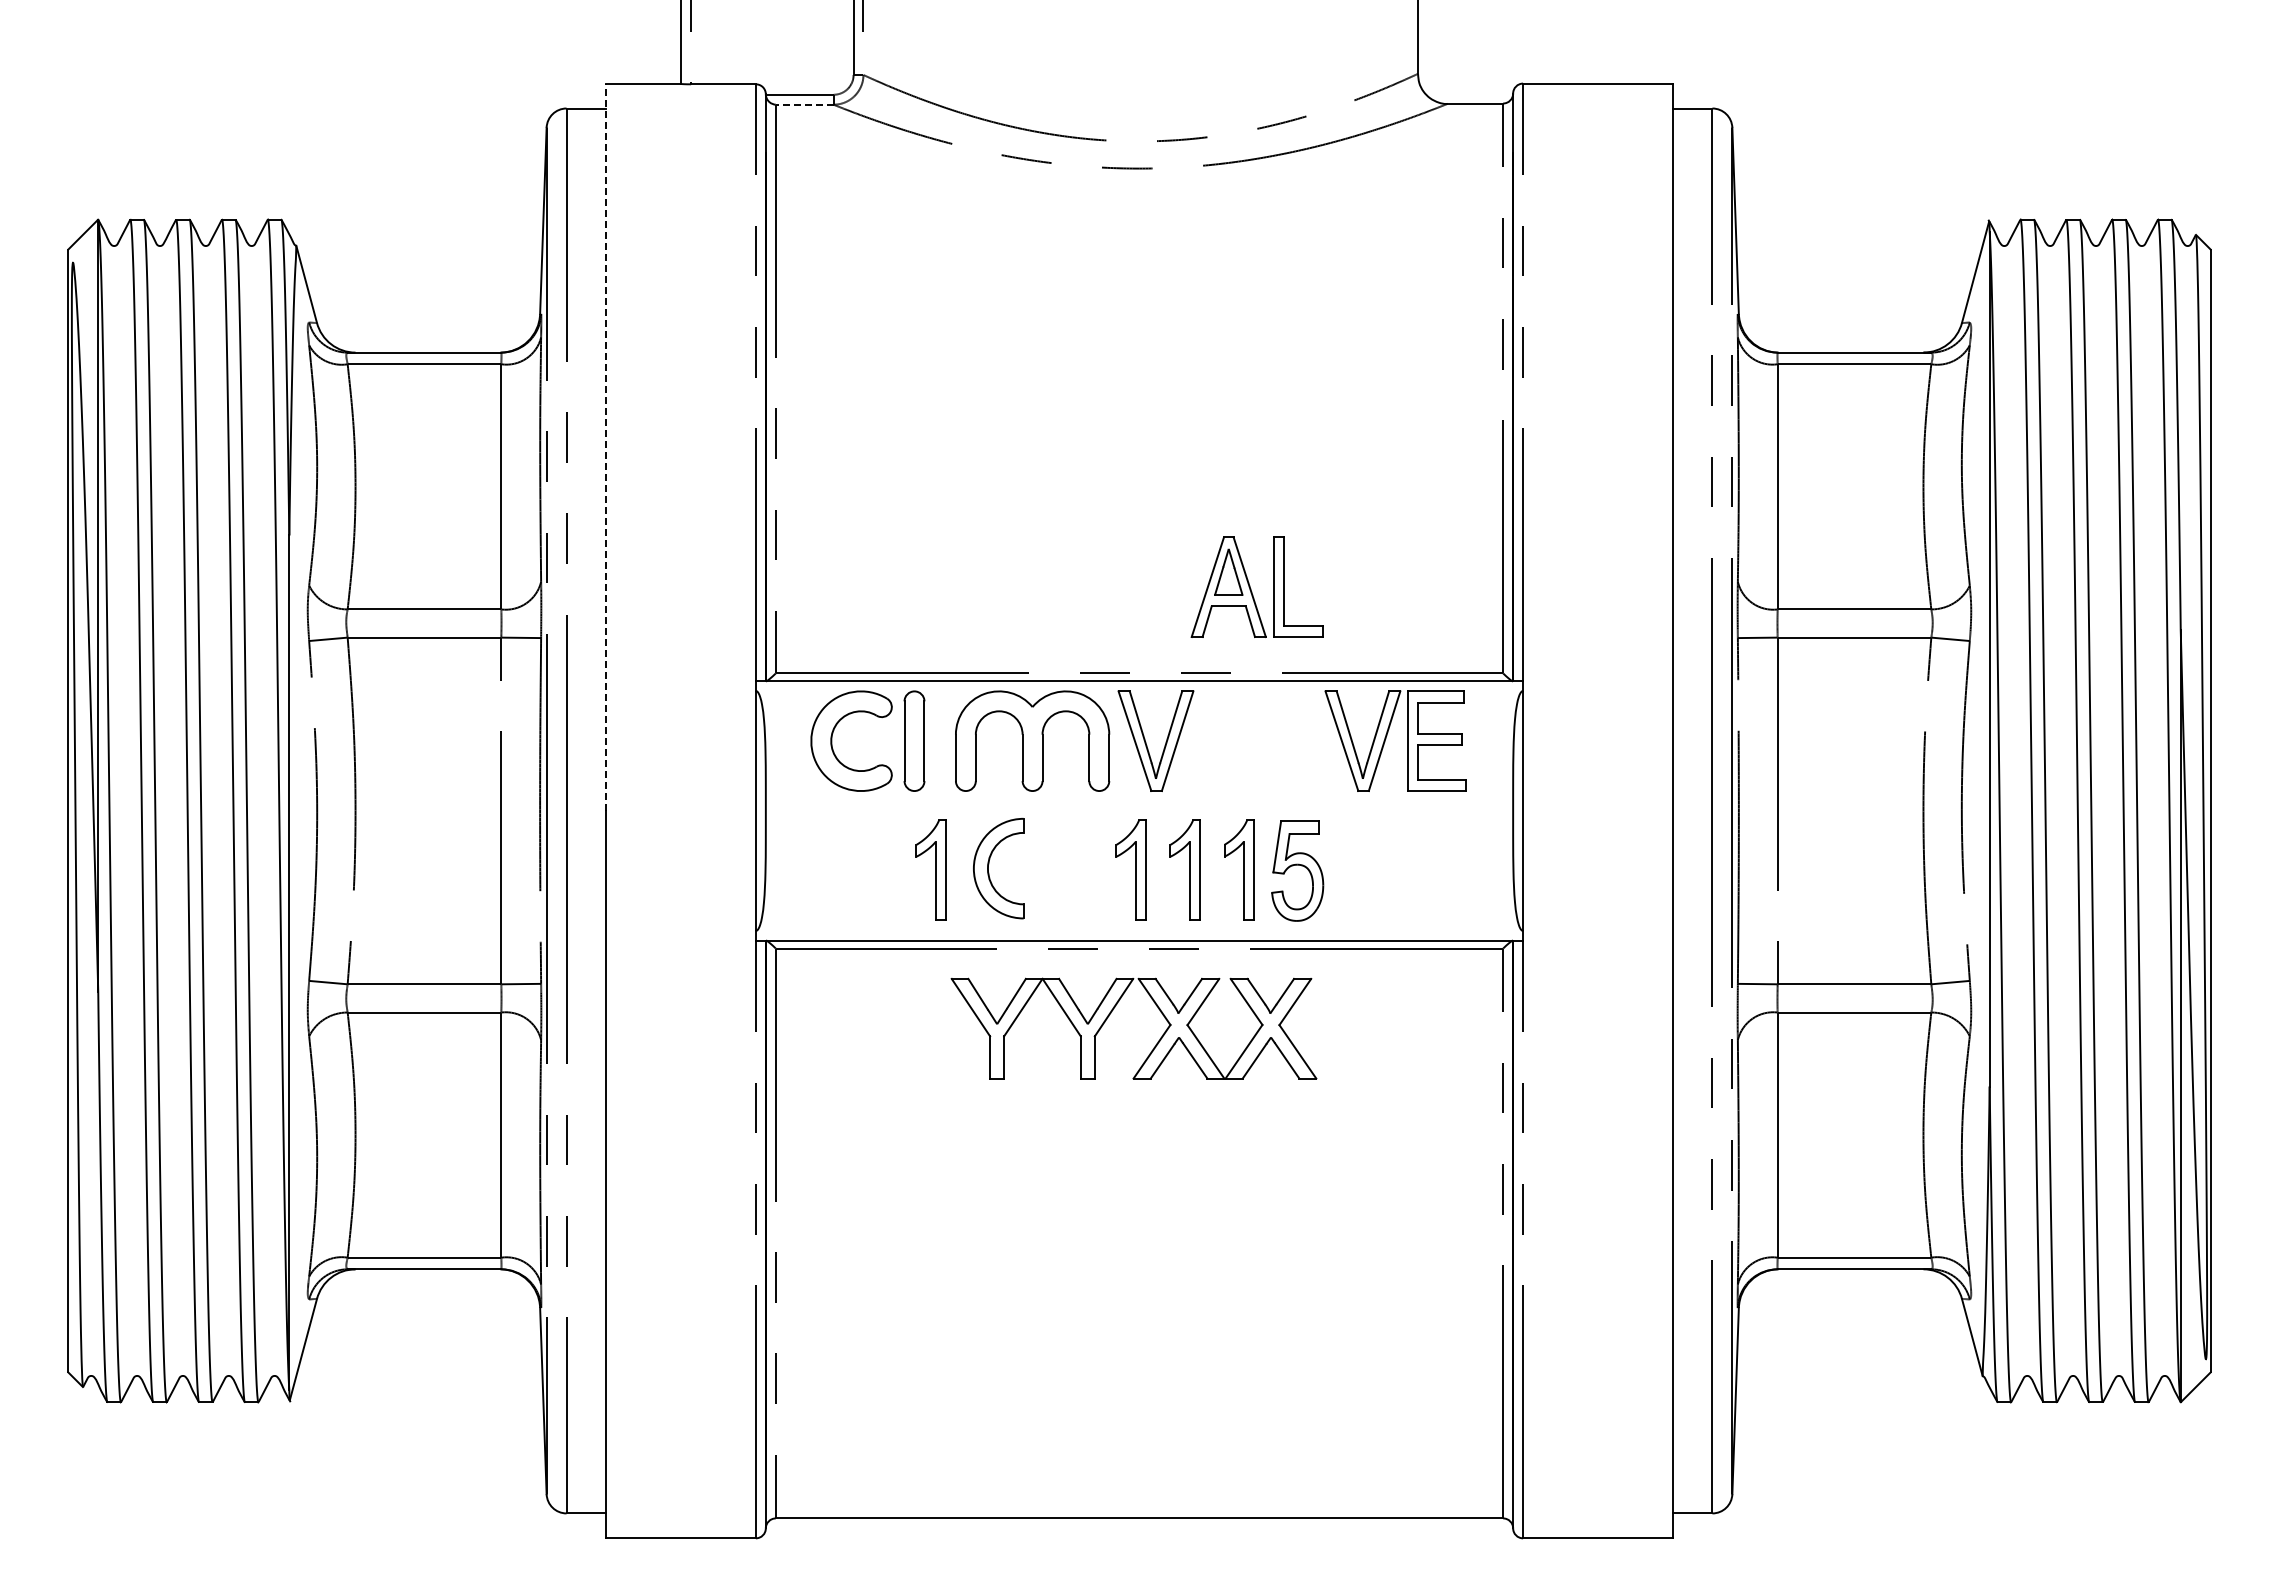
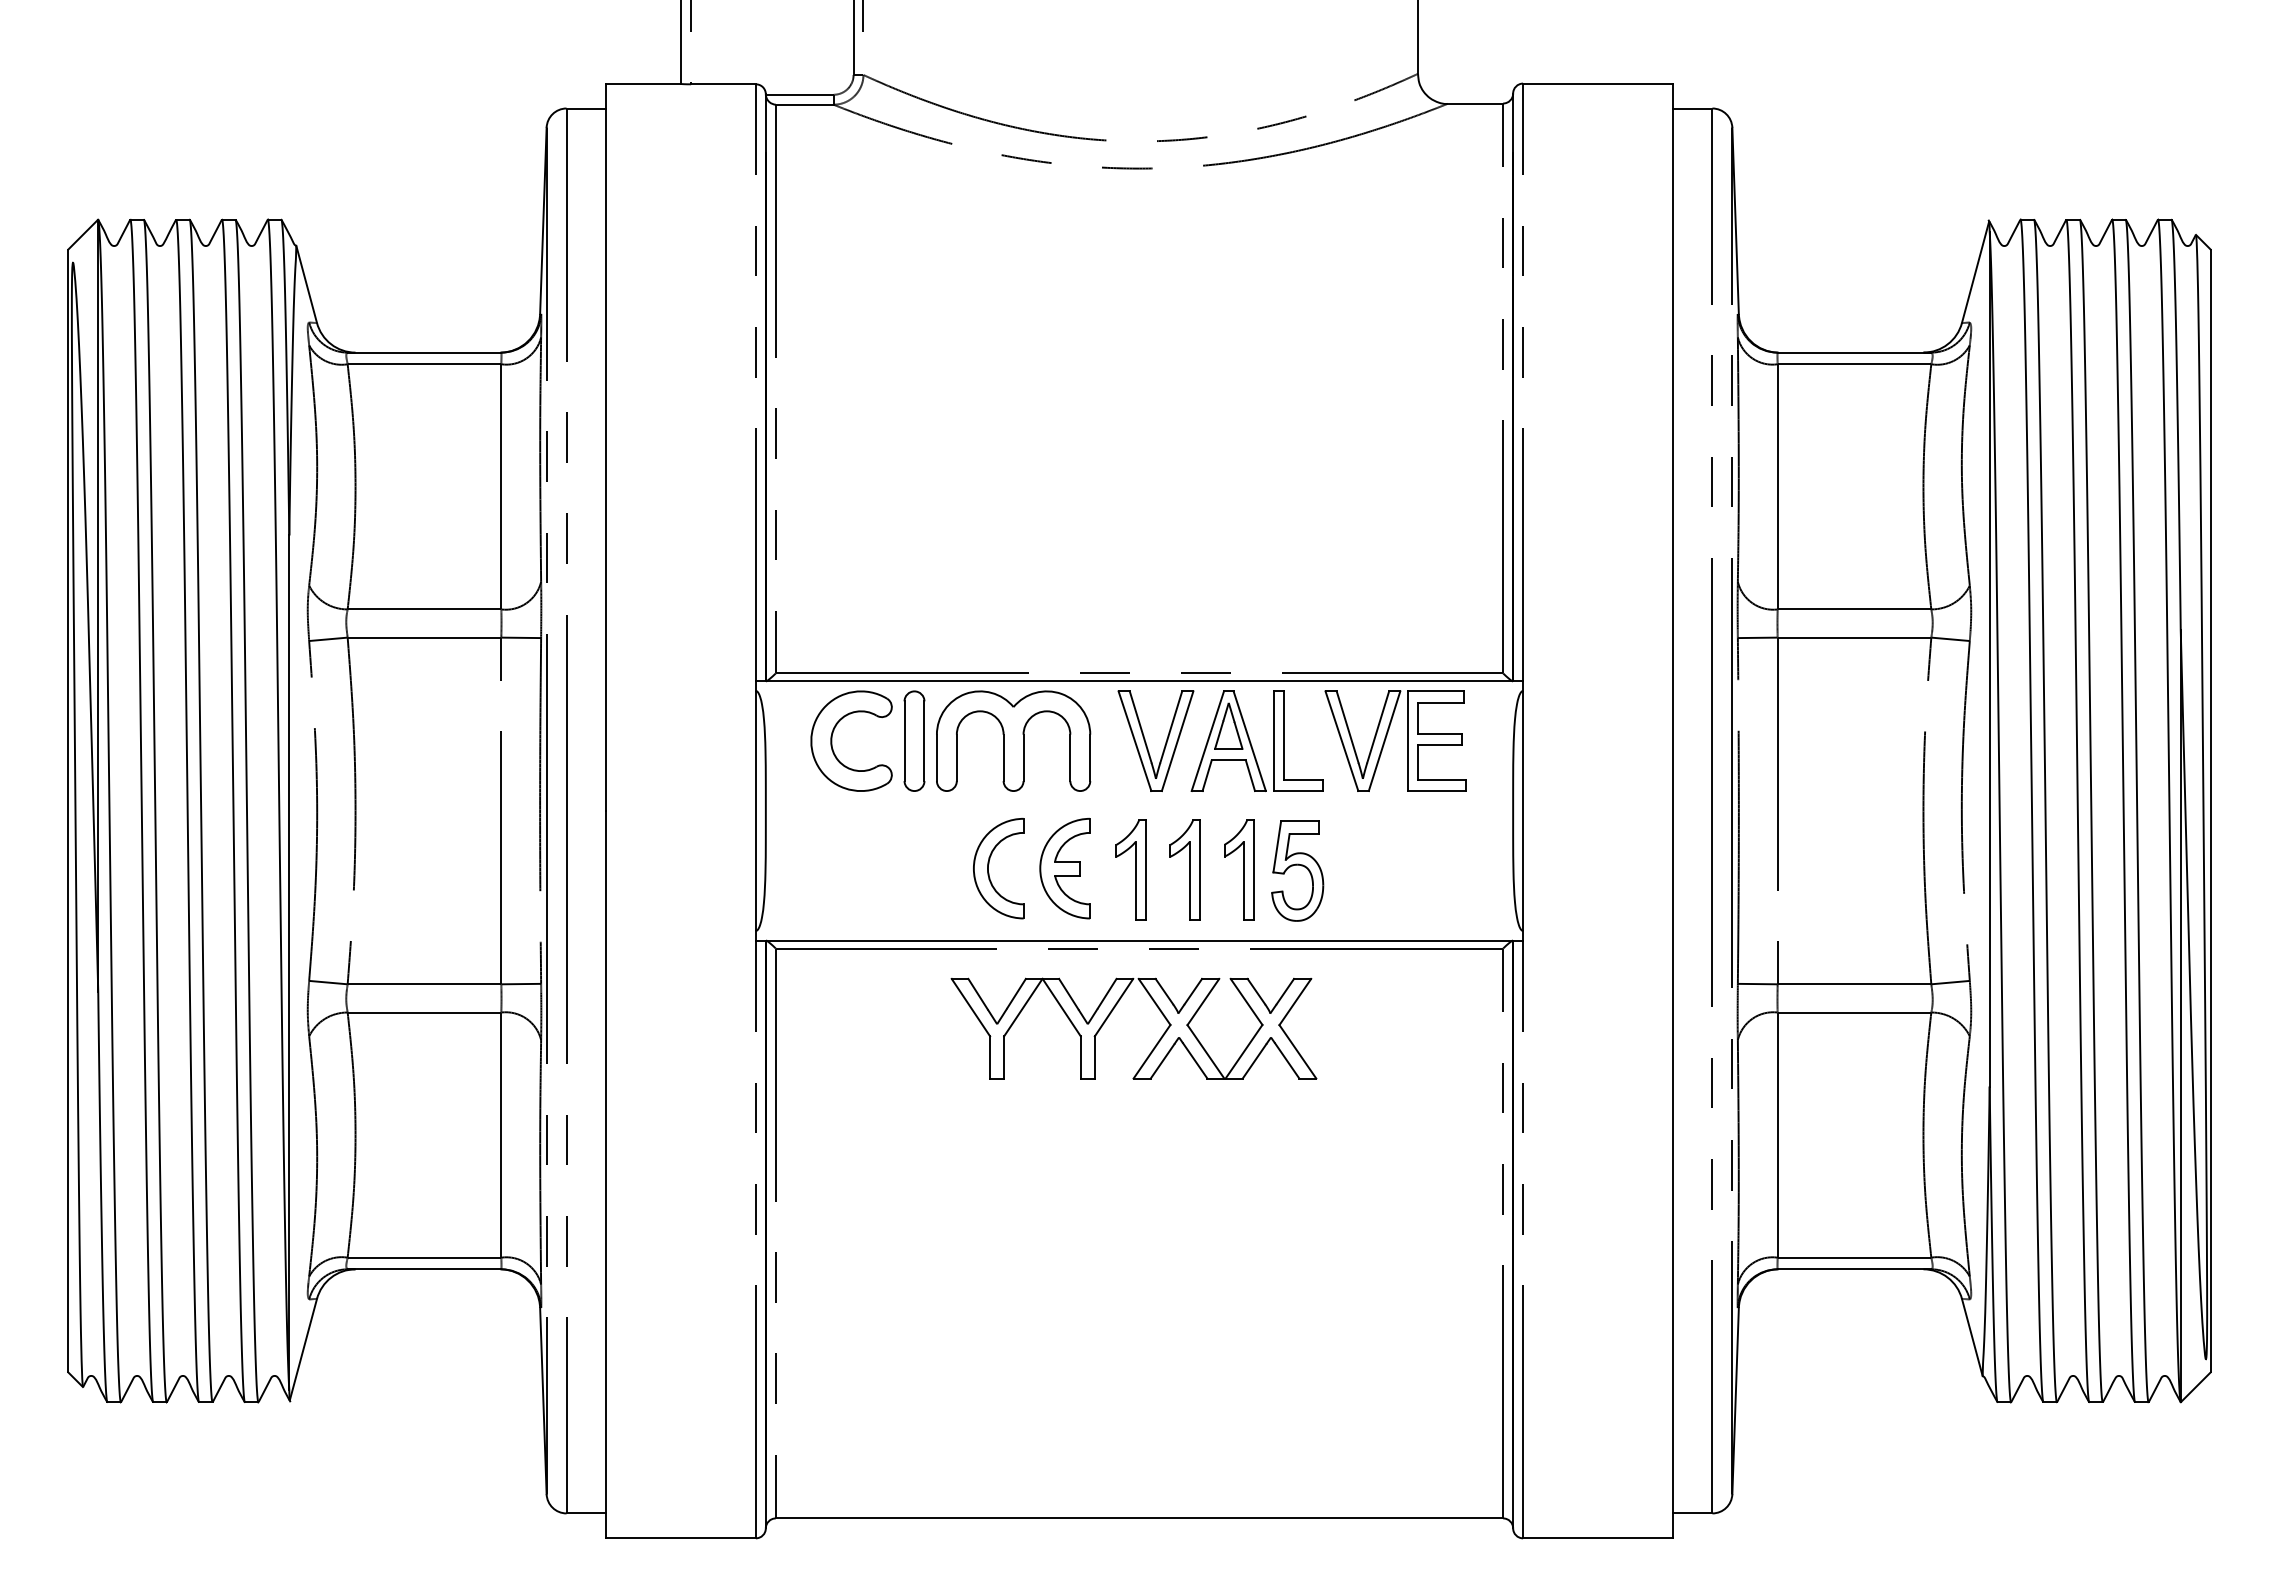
line: dashed -> solid (804, 104)
line: dashed -> solid (606, 447)
part position: (1256, 586) -> (1256, 740) (1256, 740)
part position: (1032, 740) -> (1013, 740) (1013, 740)
part: none -> present (1064, 868)
part: present -> none (930, 869)
